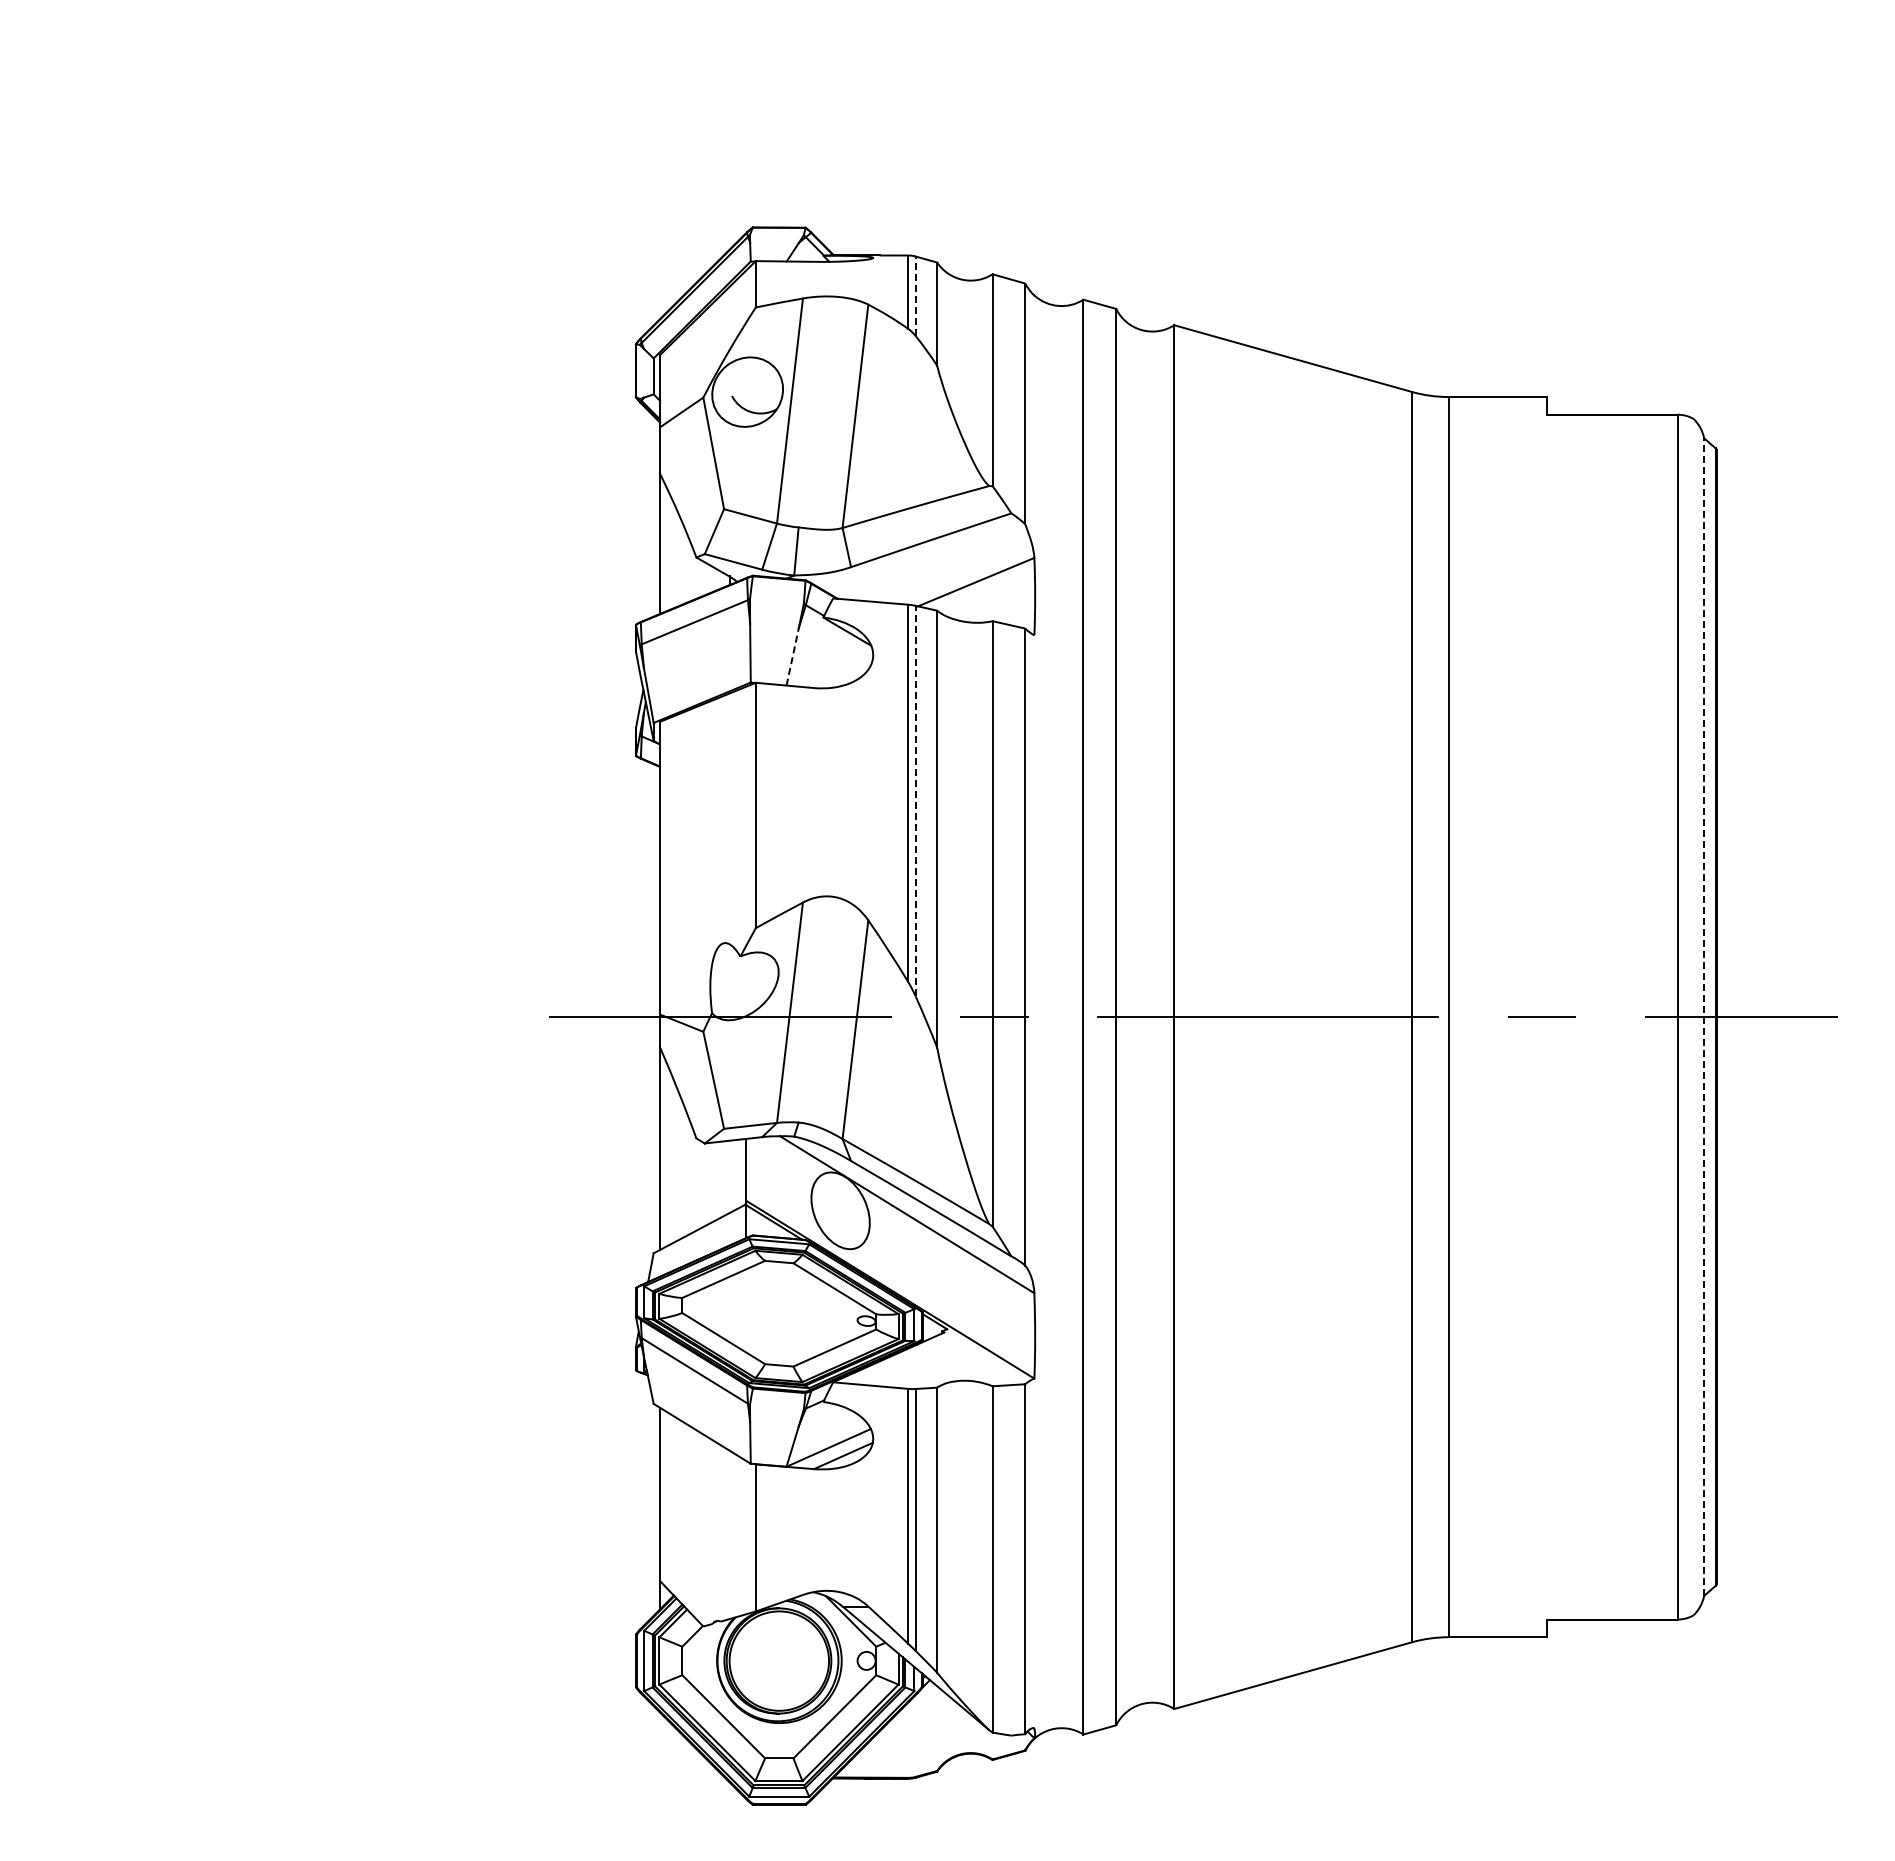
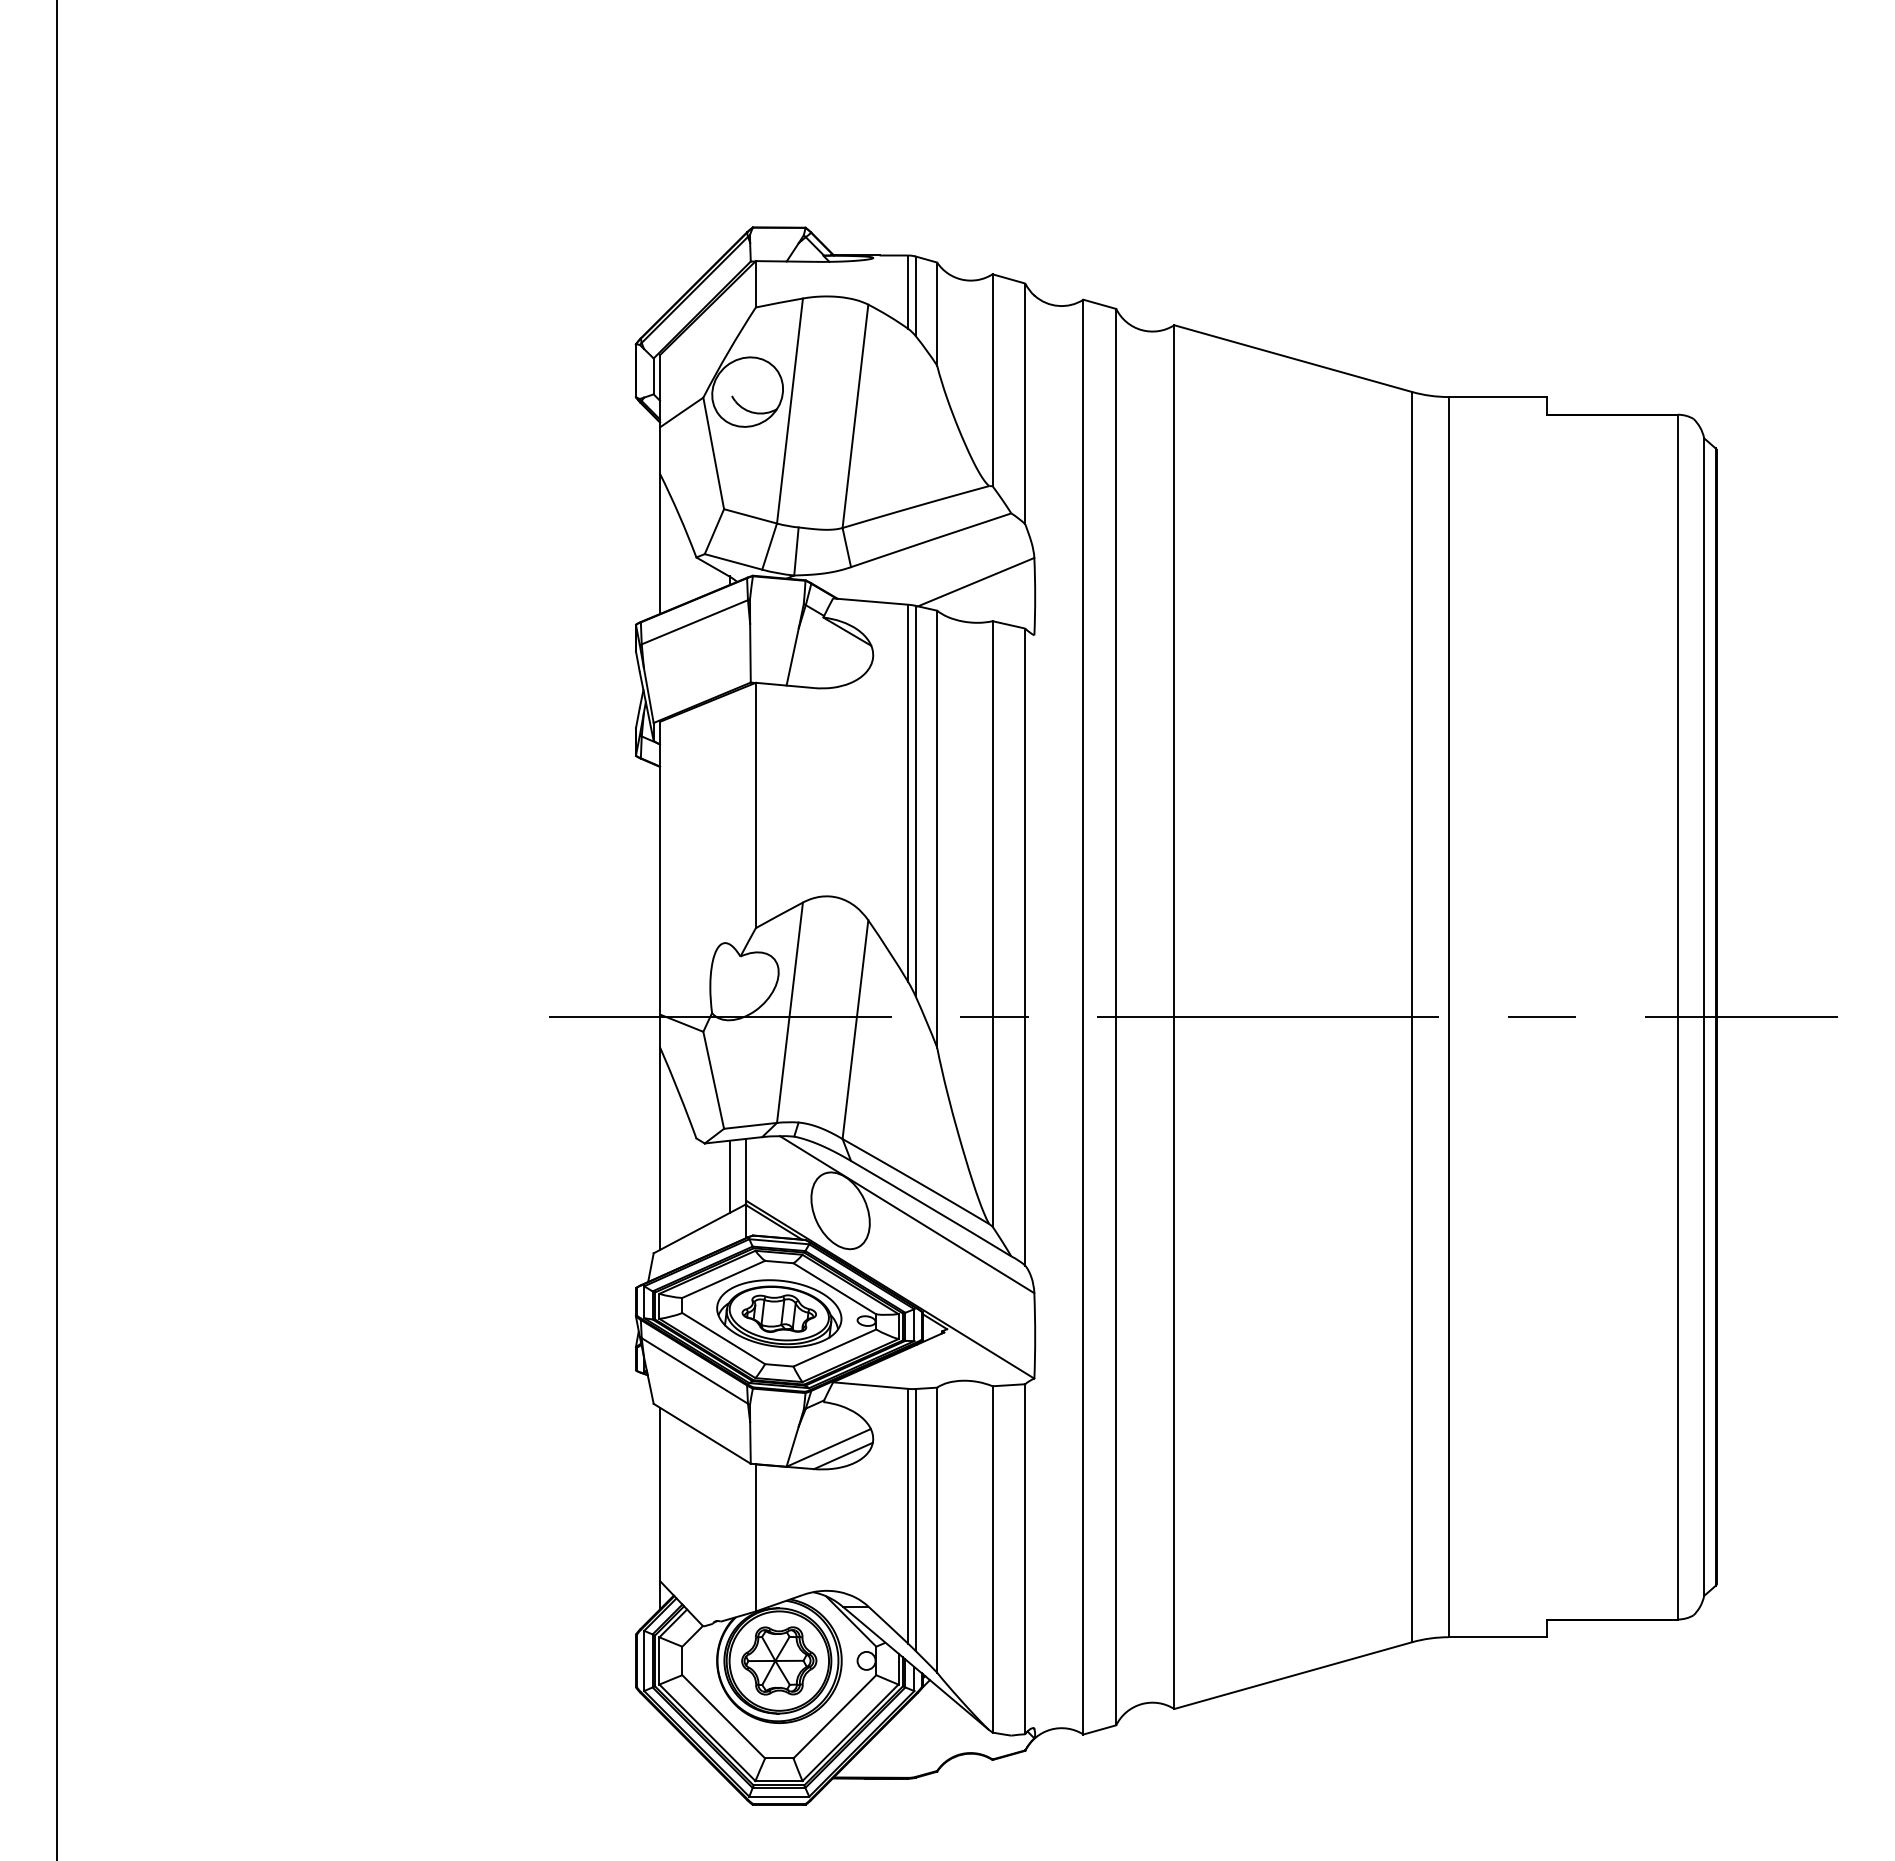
line: dashed -> solid (915, 296)
line: dashed -> solid (792, 656)
line: dashed -> solid (915, 800)
line: none -> present (56, 929)
line: dashed -> solid (1704, 1017)
line: none -> present (729, 1176)
part: none -> present (779, 1313)
part: none -> present (779, 1660)
